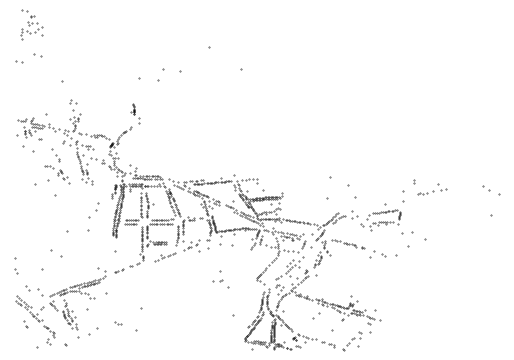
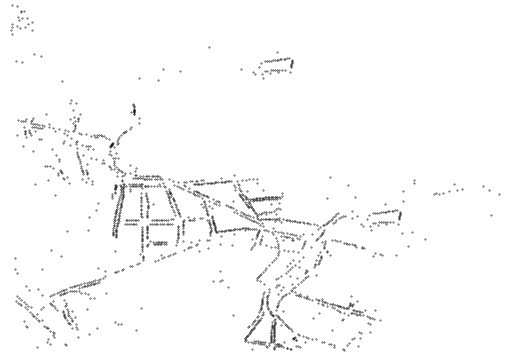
part position: (31, 24) -> (21, 19) (21, 19)
part: none -> present (272, 65)
part position: (432, 189) -> (448, 189) (448, 189)
part size: 18x9 px -> 12x6 px (377, 254)
